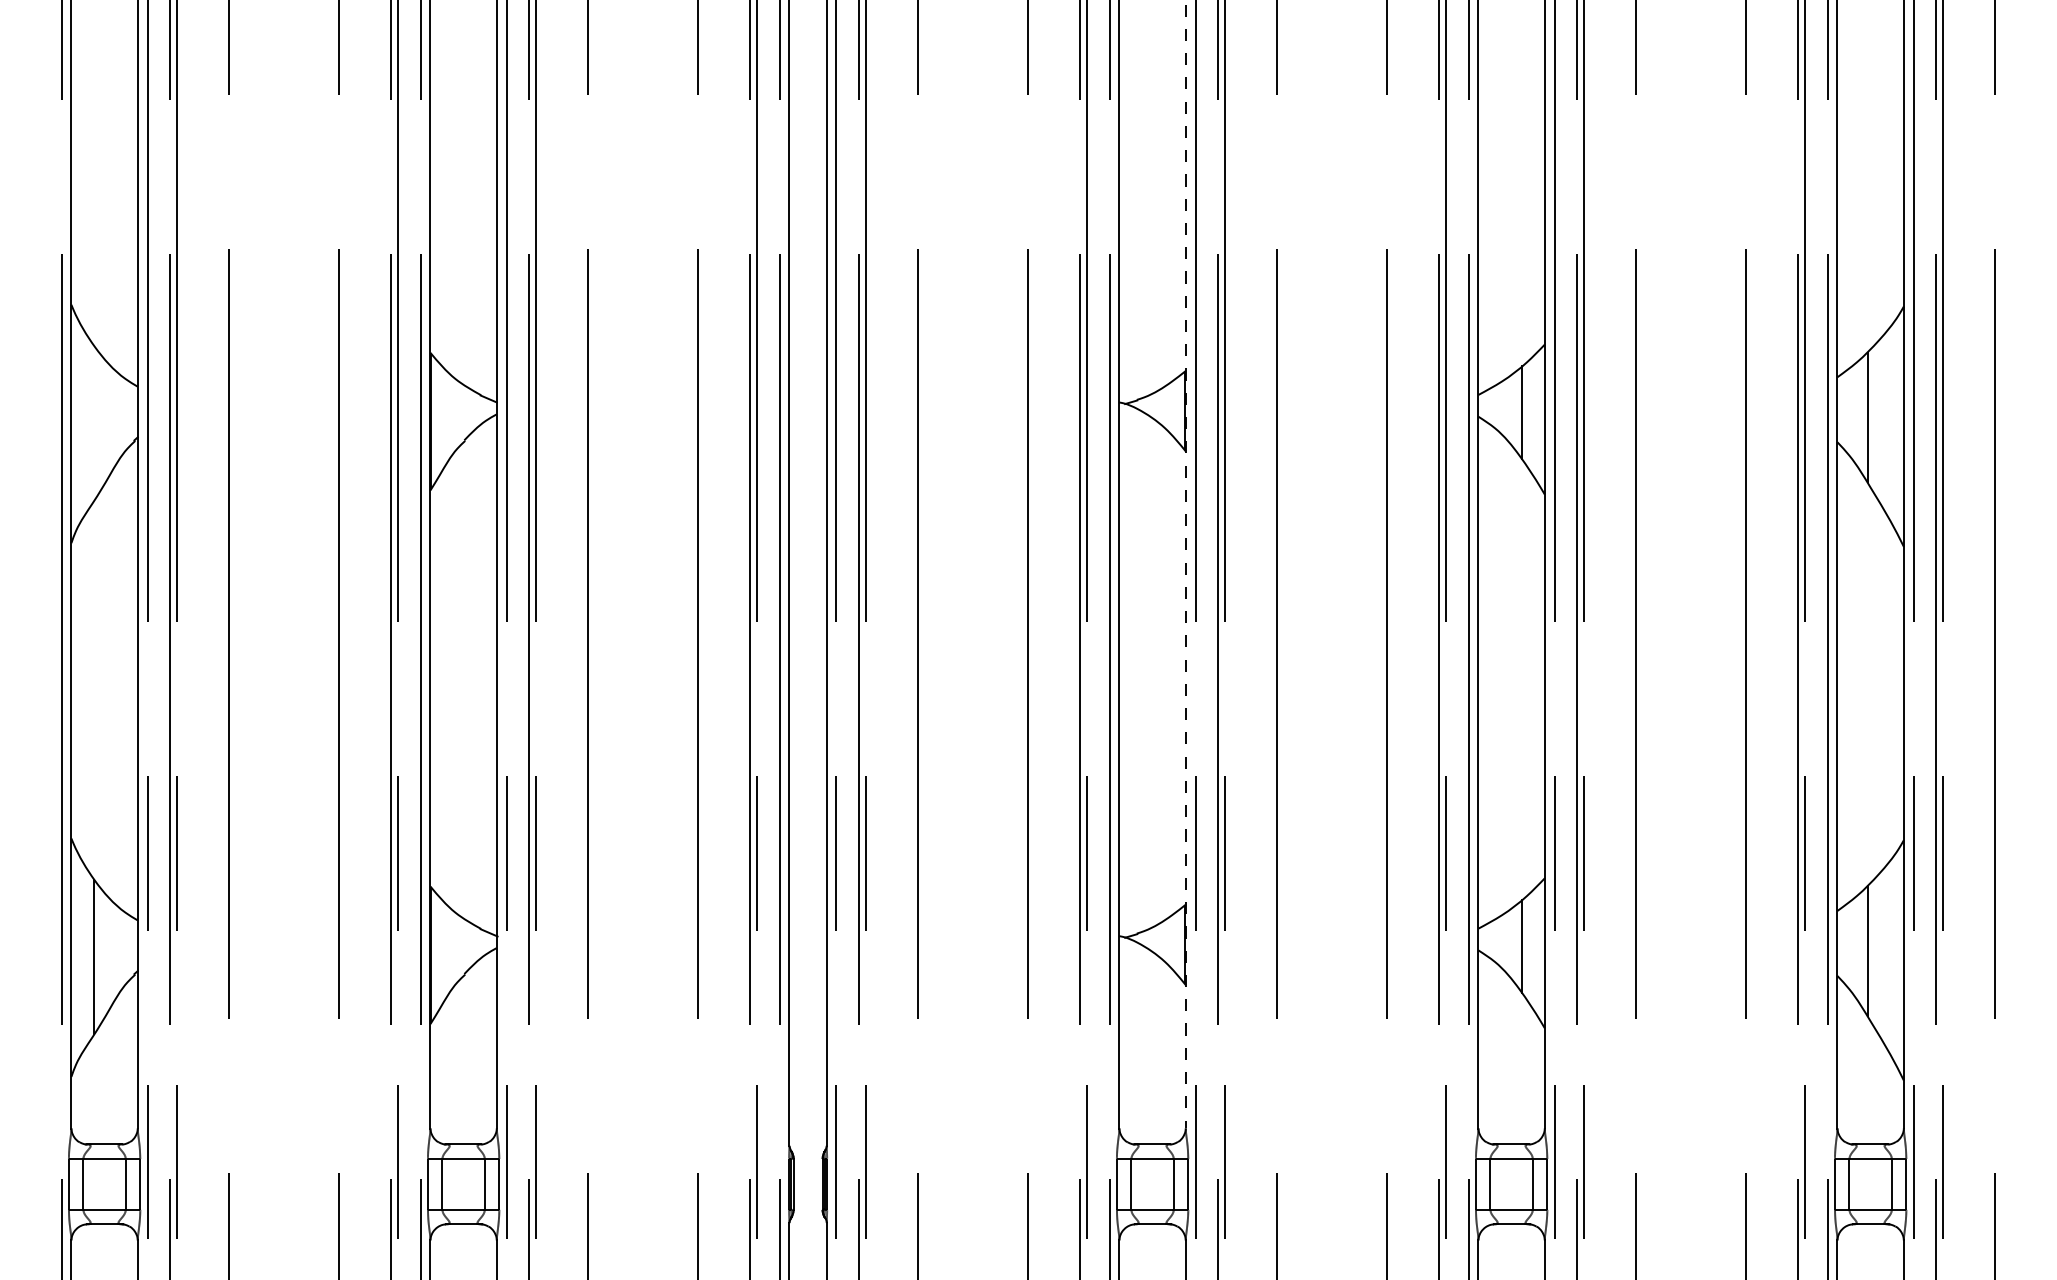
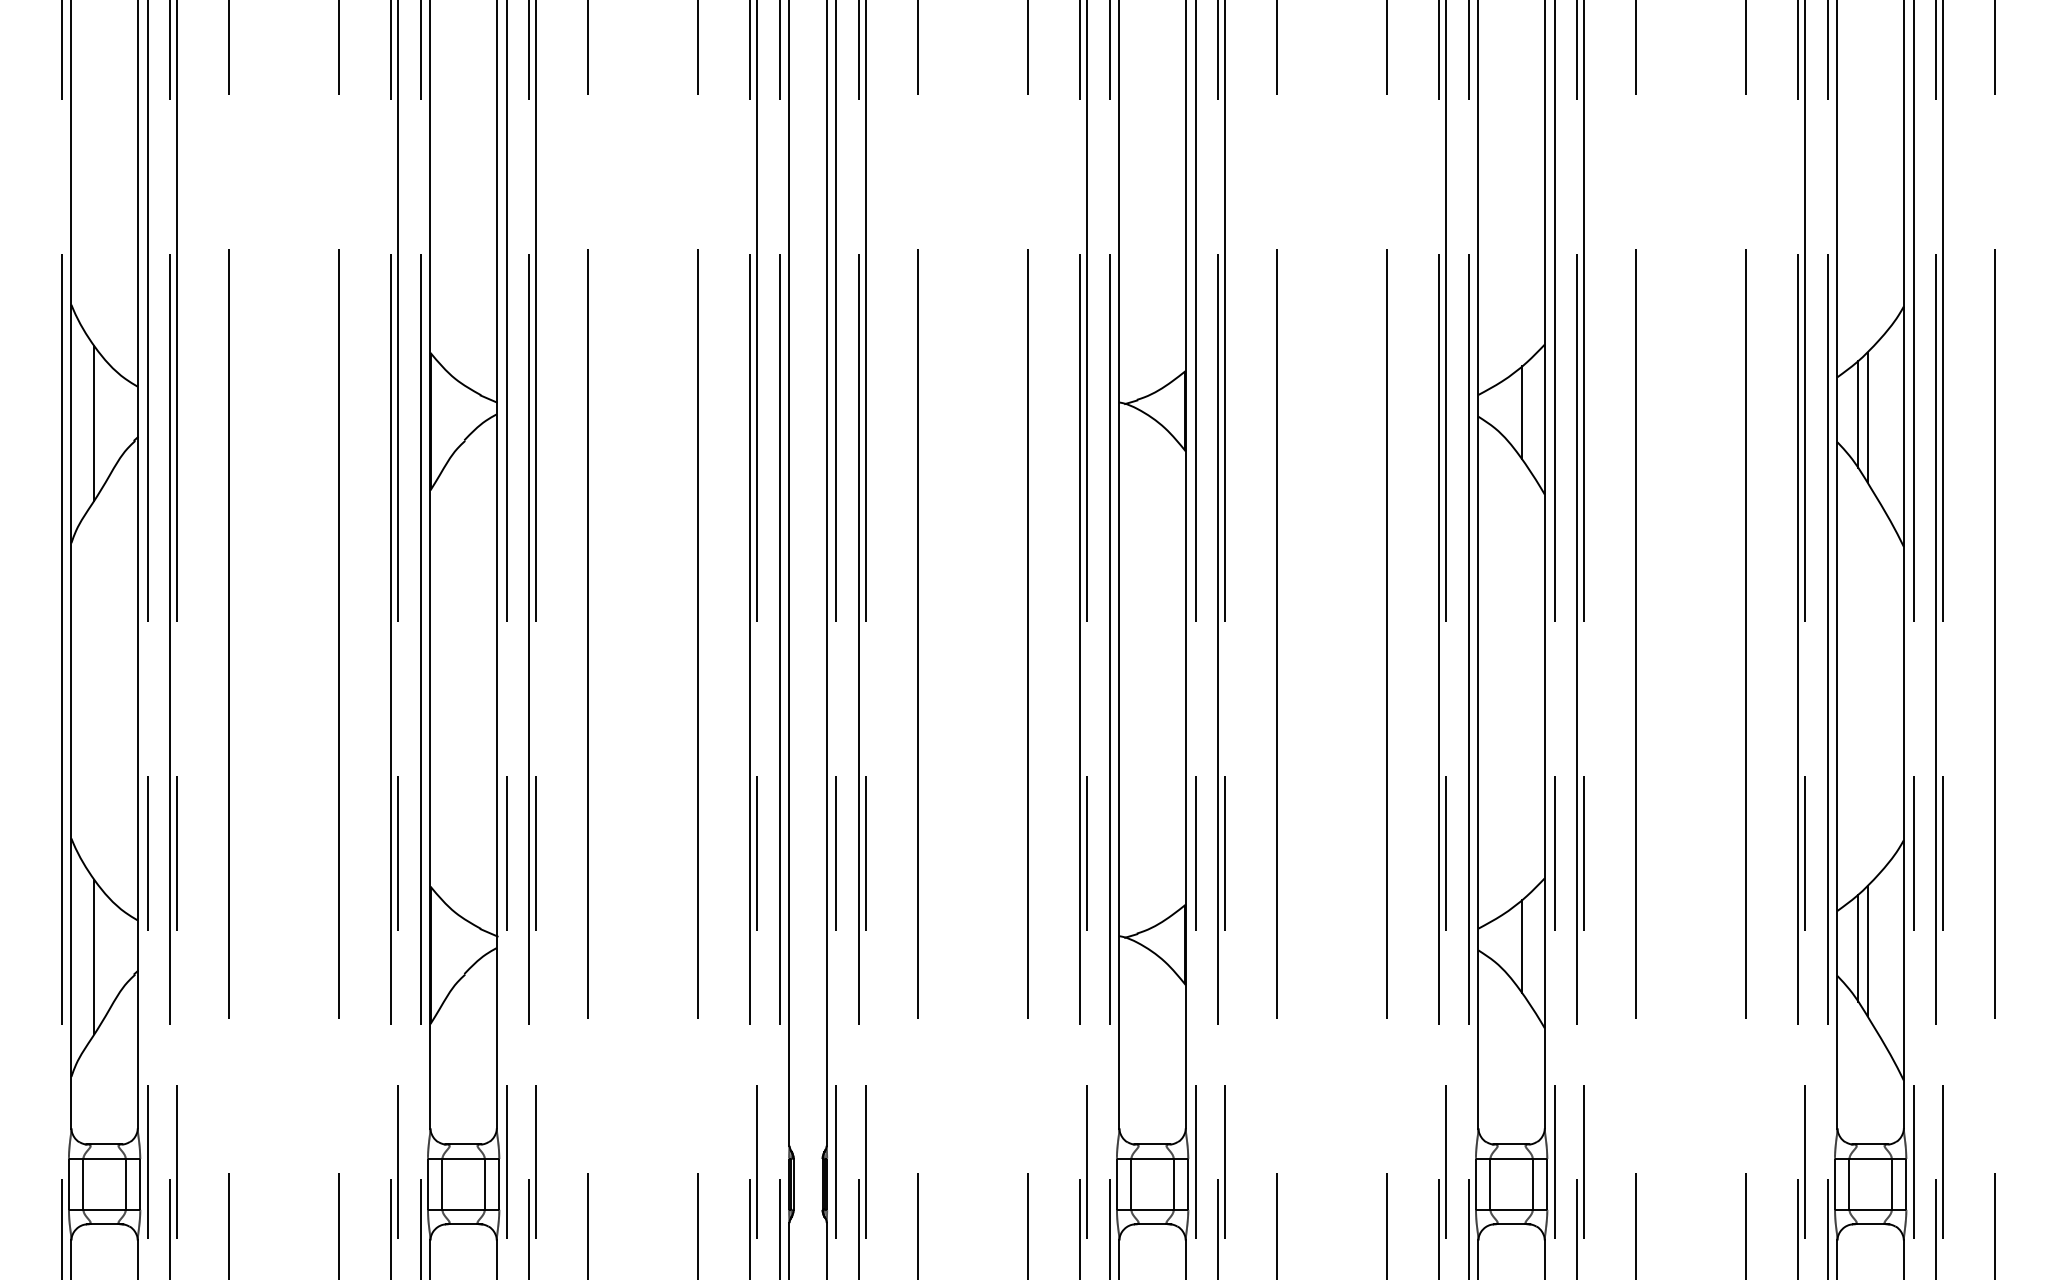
line: none -> present (1857, 414)
line: none -> present (94, 422)
line: dashed -> solid (1185, 564)
line: none -> present (1857, 948)
